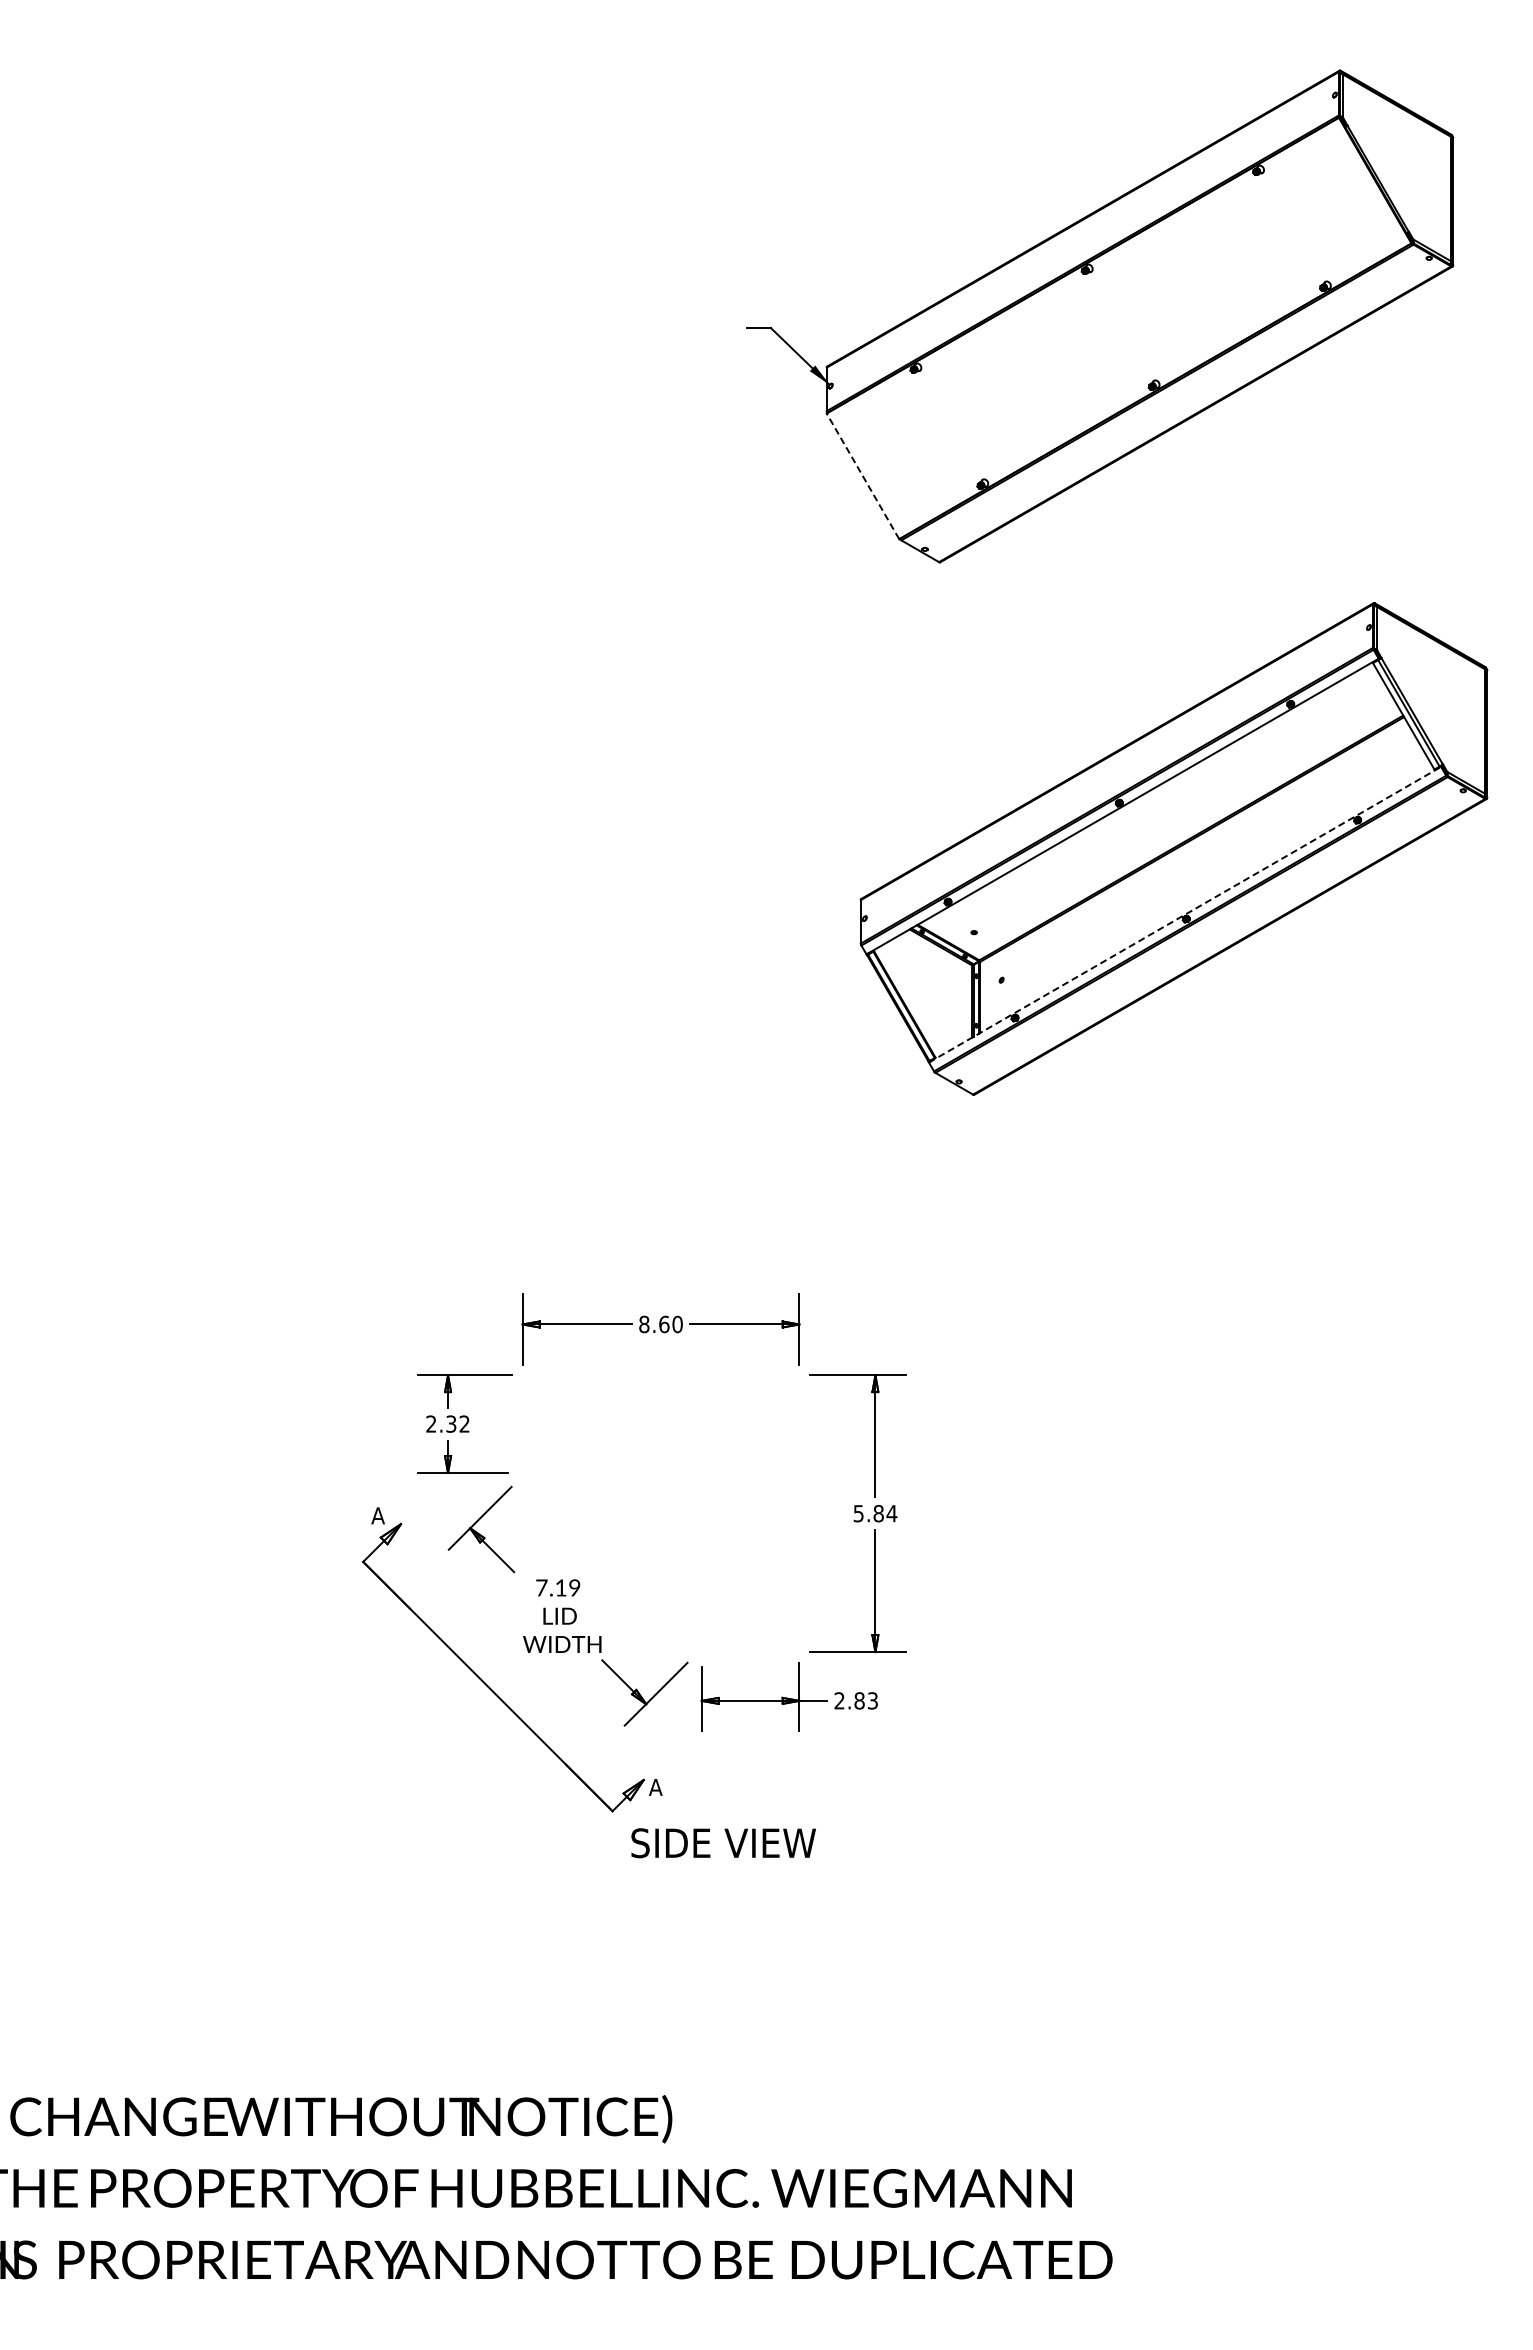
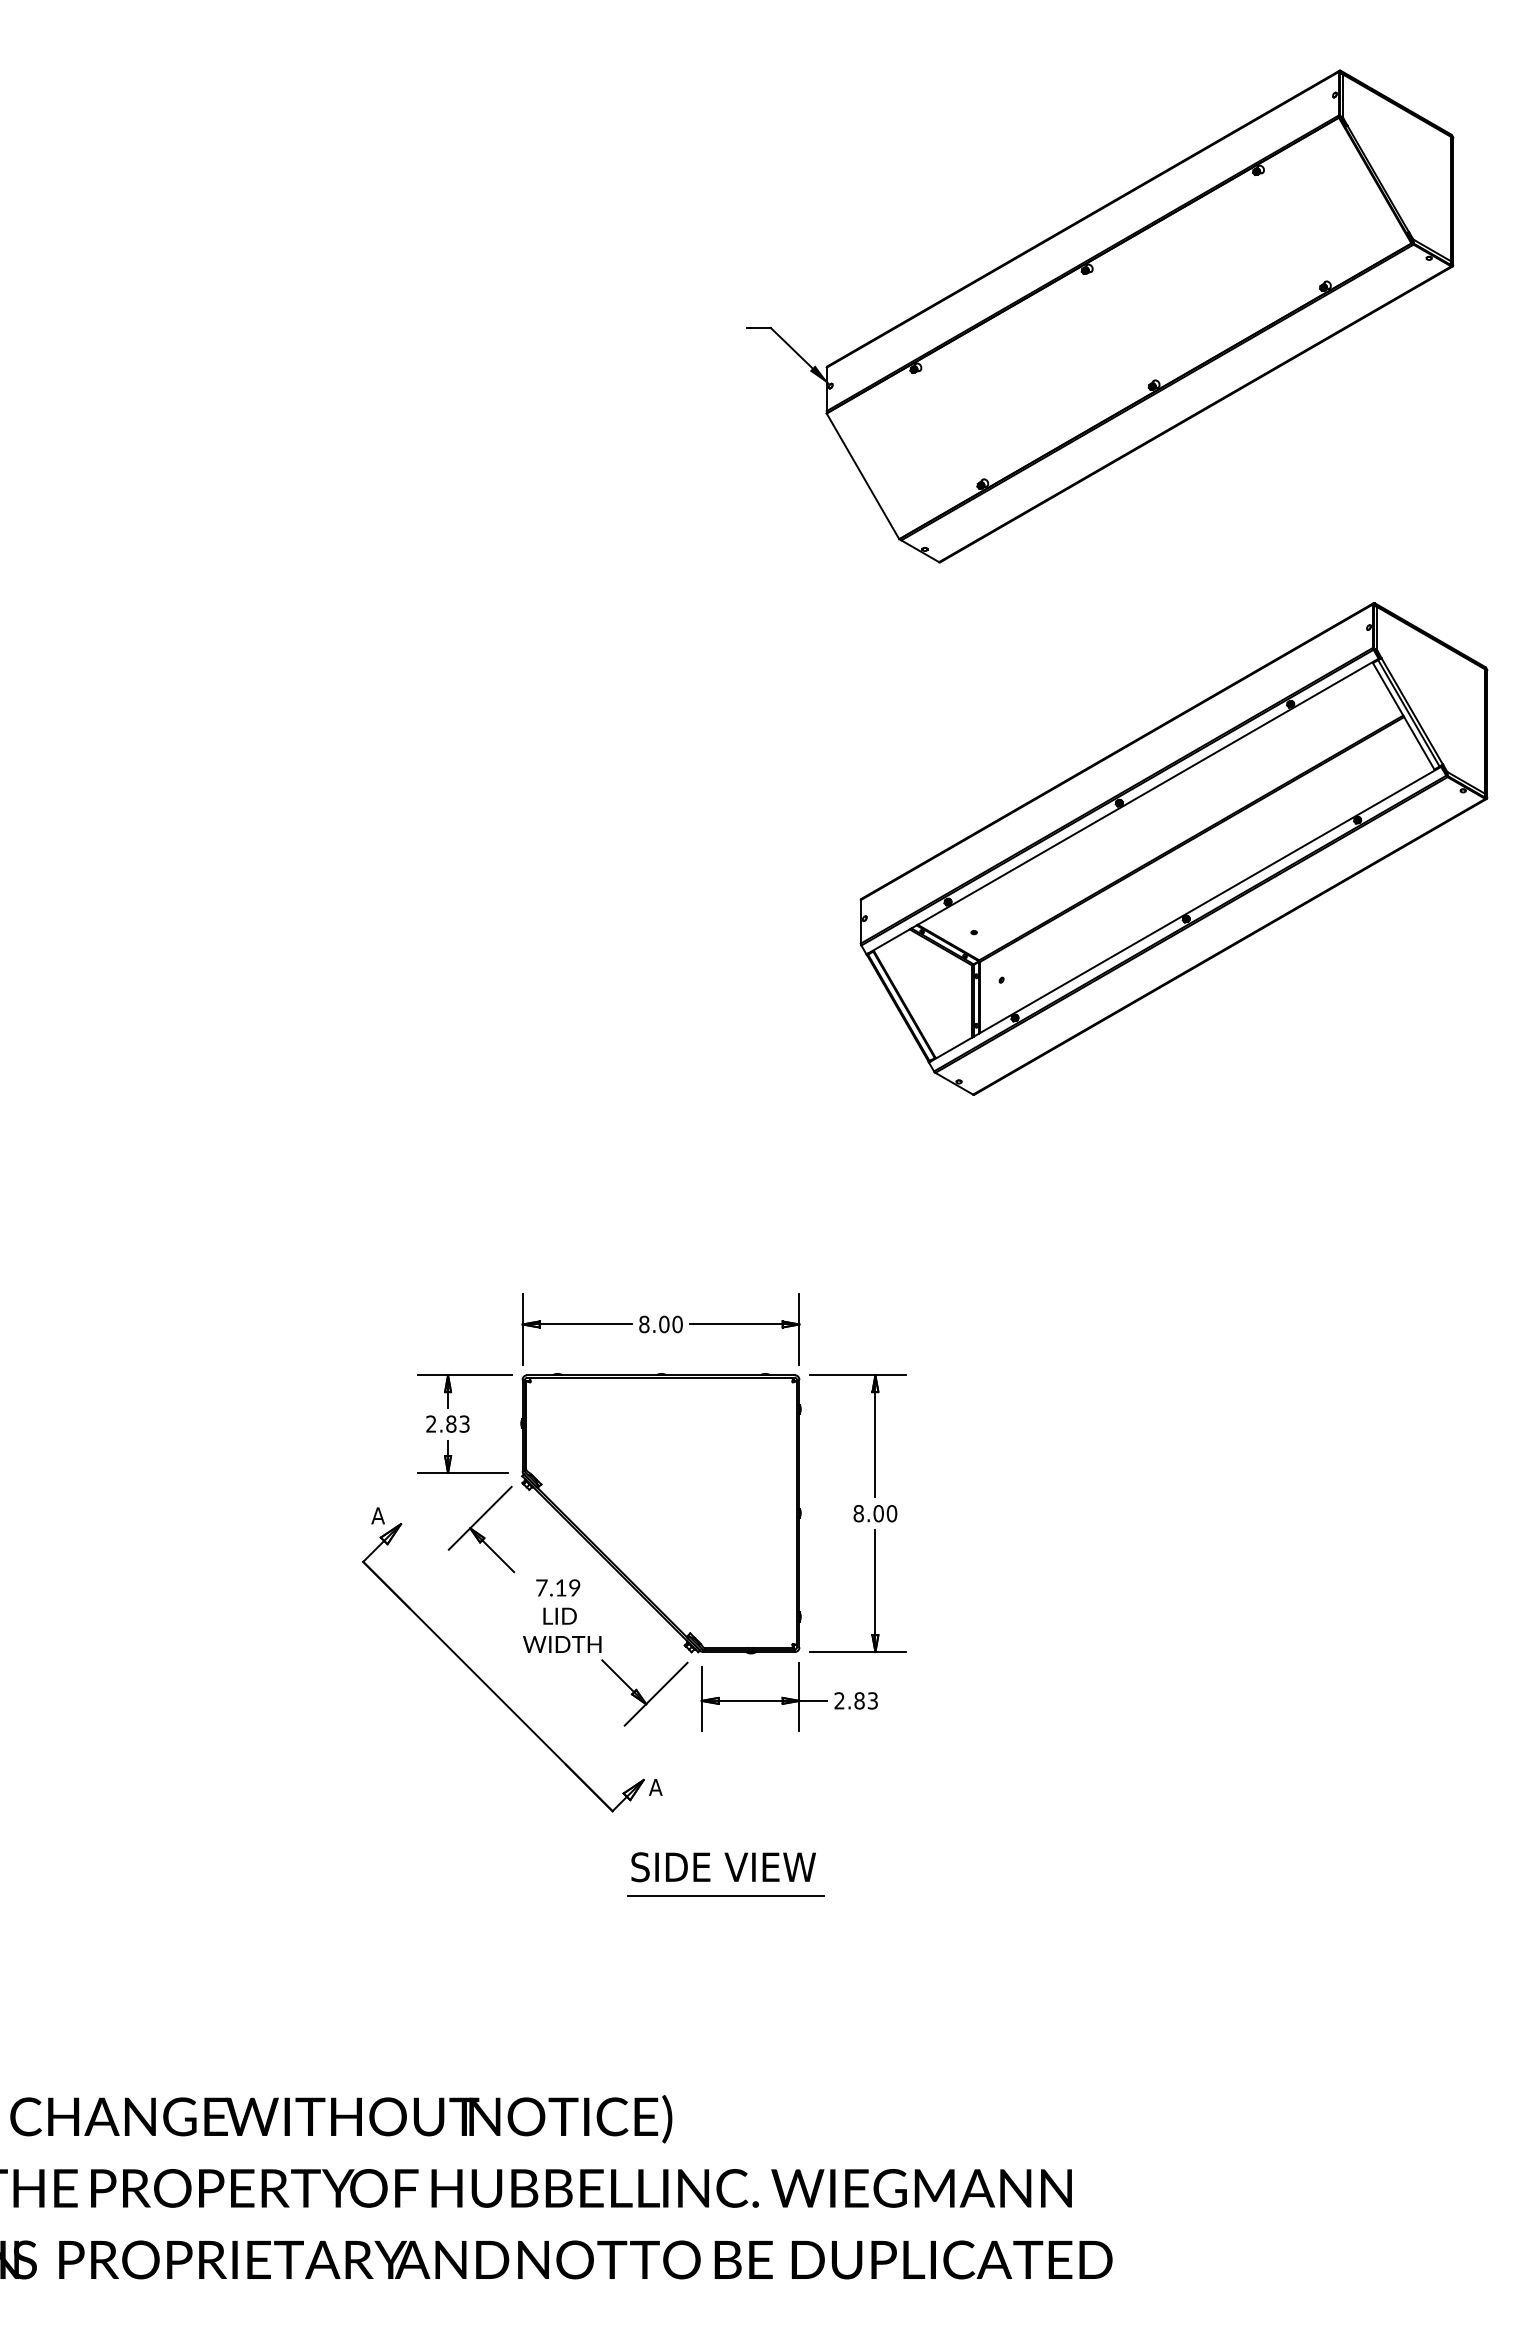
line: dashed -> solid (862, 476)
line: dashed -> solid (1185, 914)
text: 8.60 -> 8.00 (664, 1323)
text: 2.32 -> 2.83 (457, 1423)
part: none -> present (660, 1513)
text: 5.84 -> 8.00 (875, 1513)
text position: (723, 1843) -> (723, 1867) (723, 1867)
line: none -> present (725, 1896)
